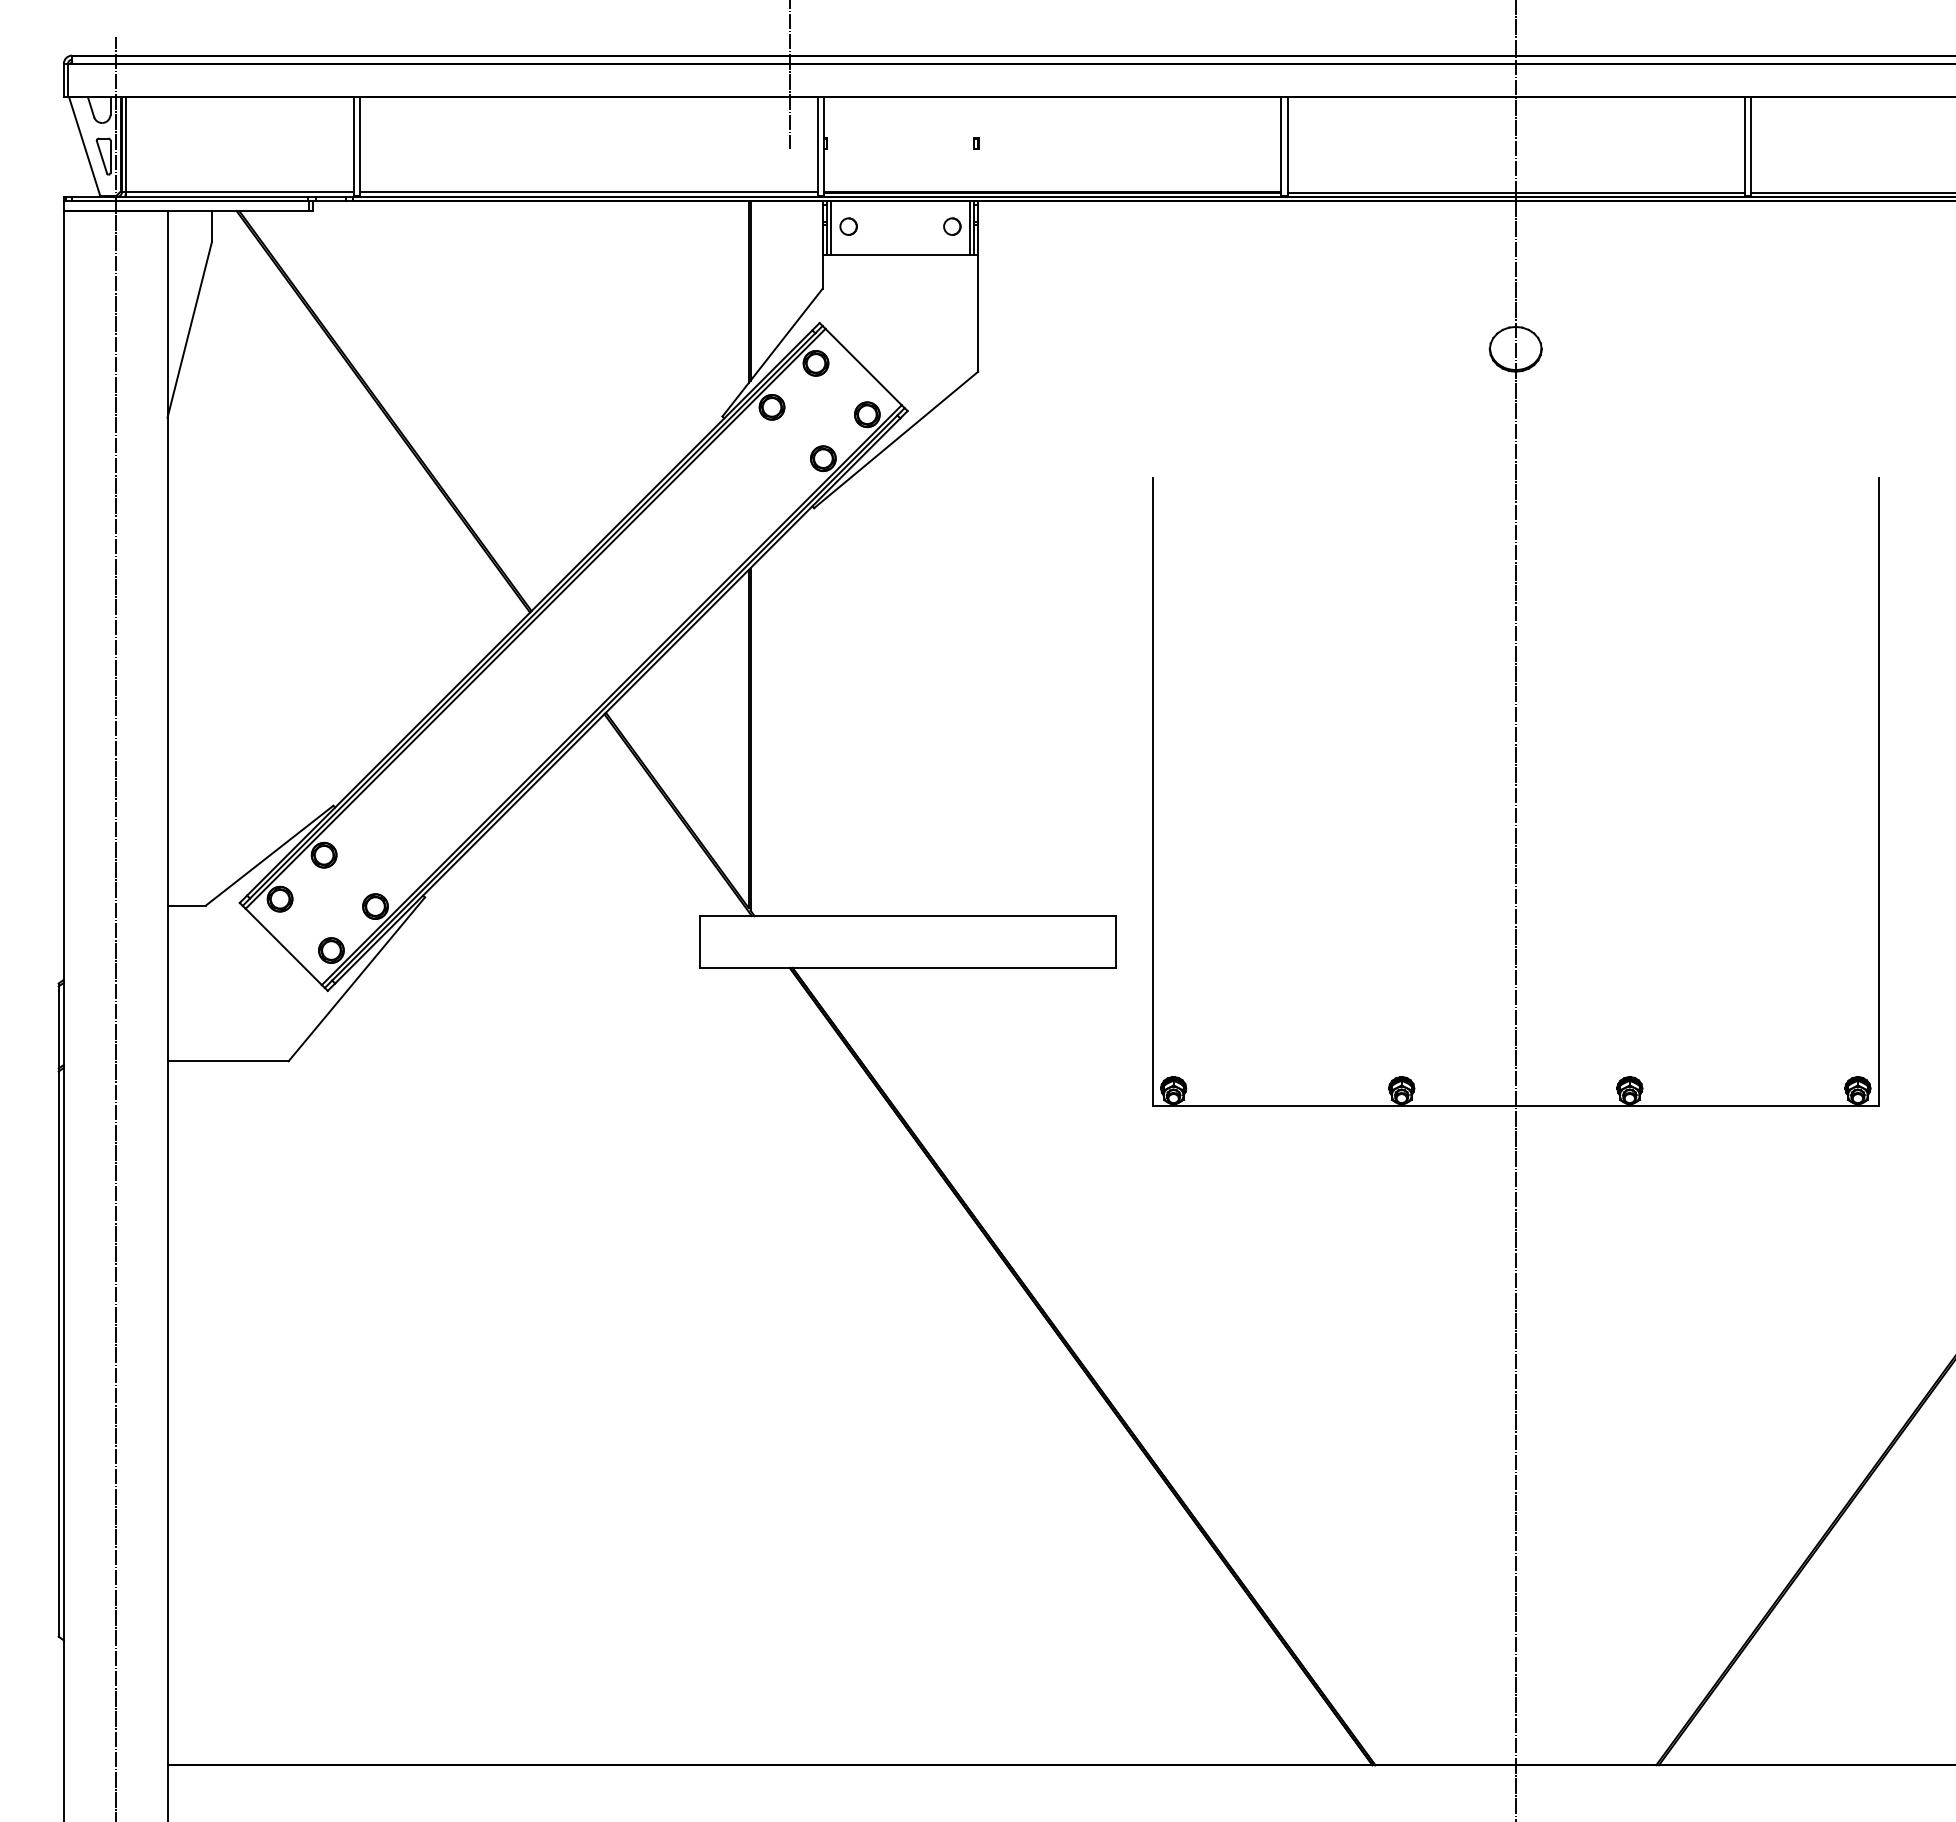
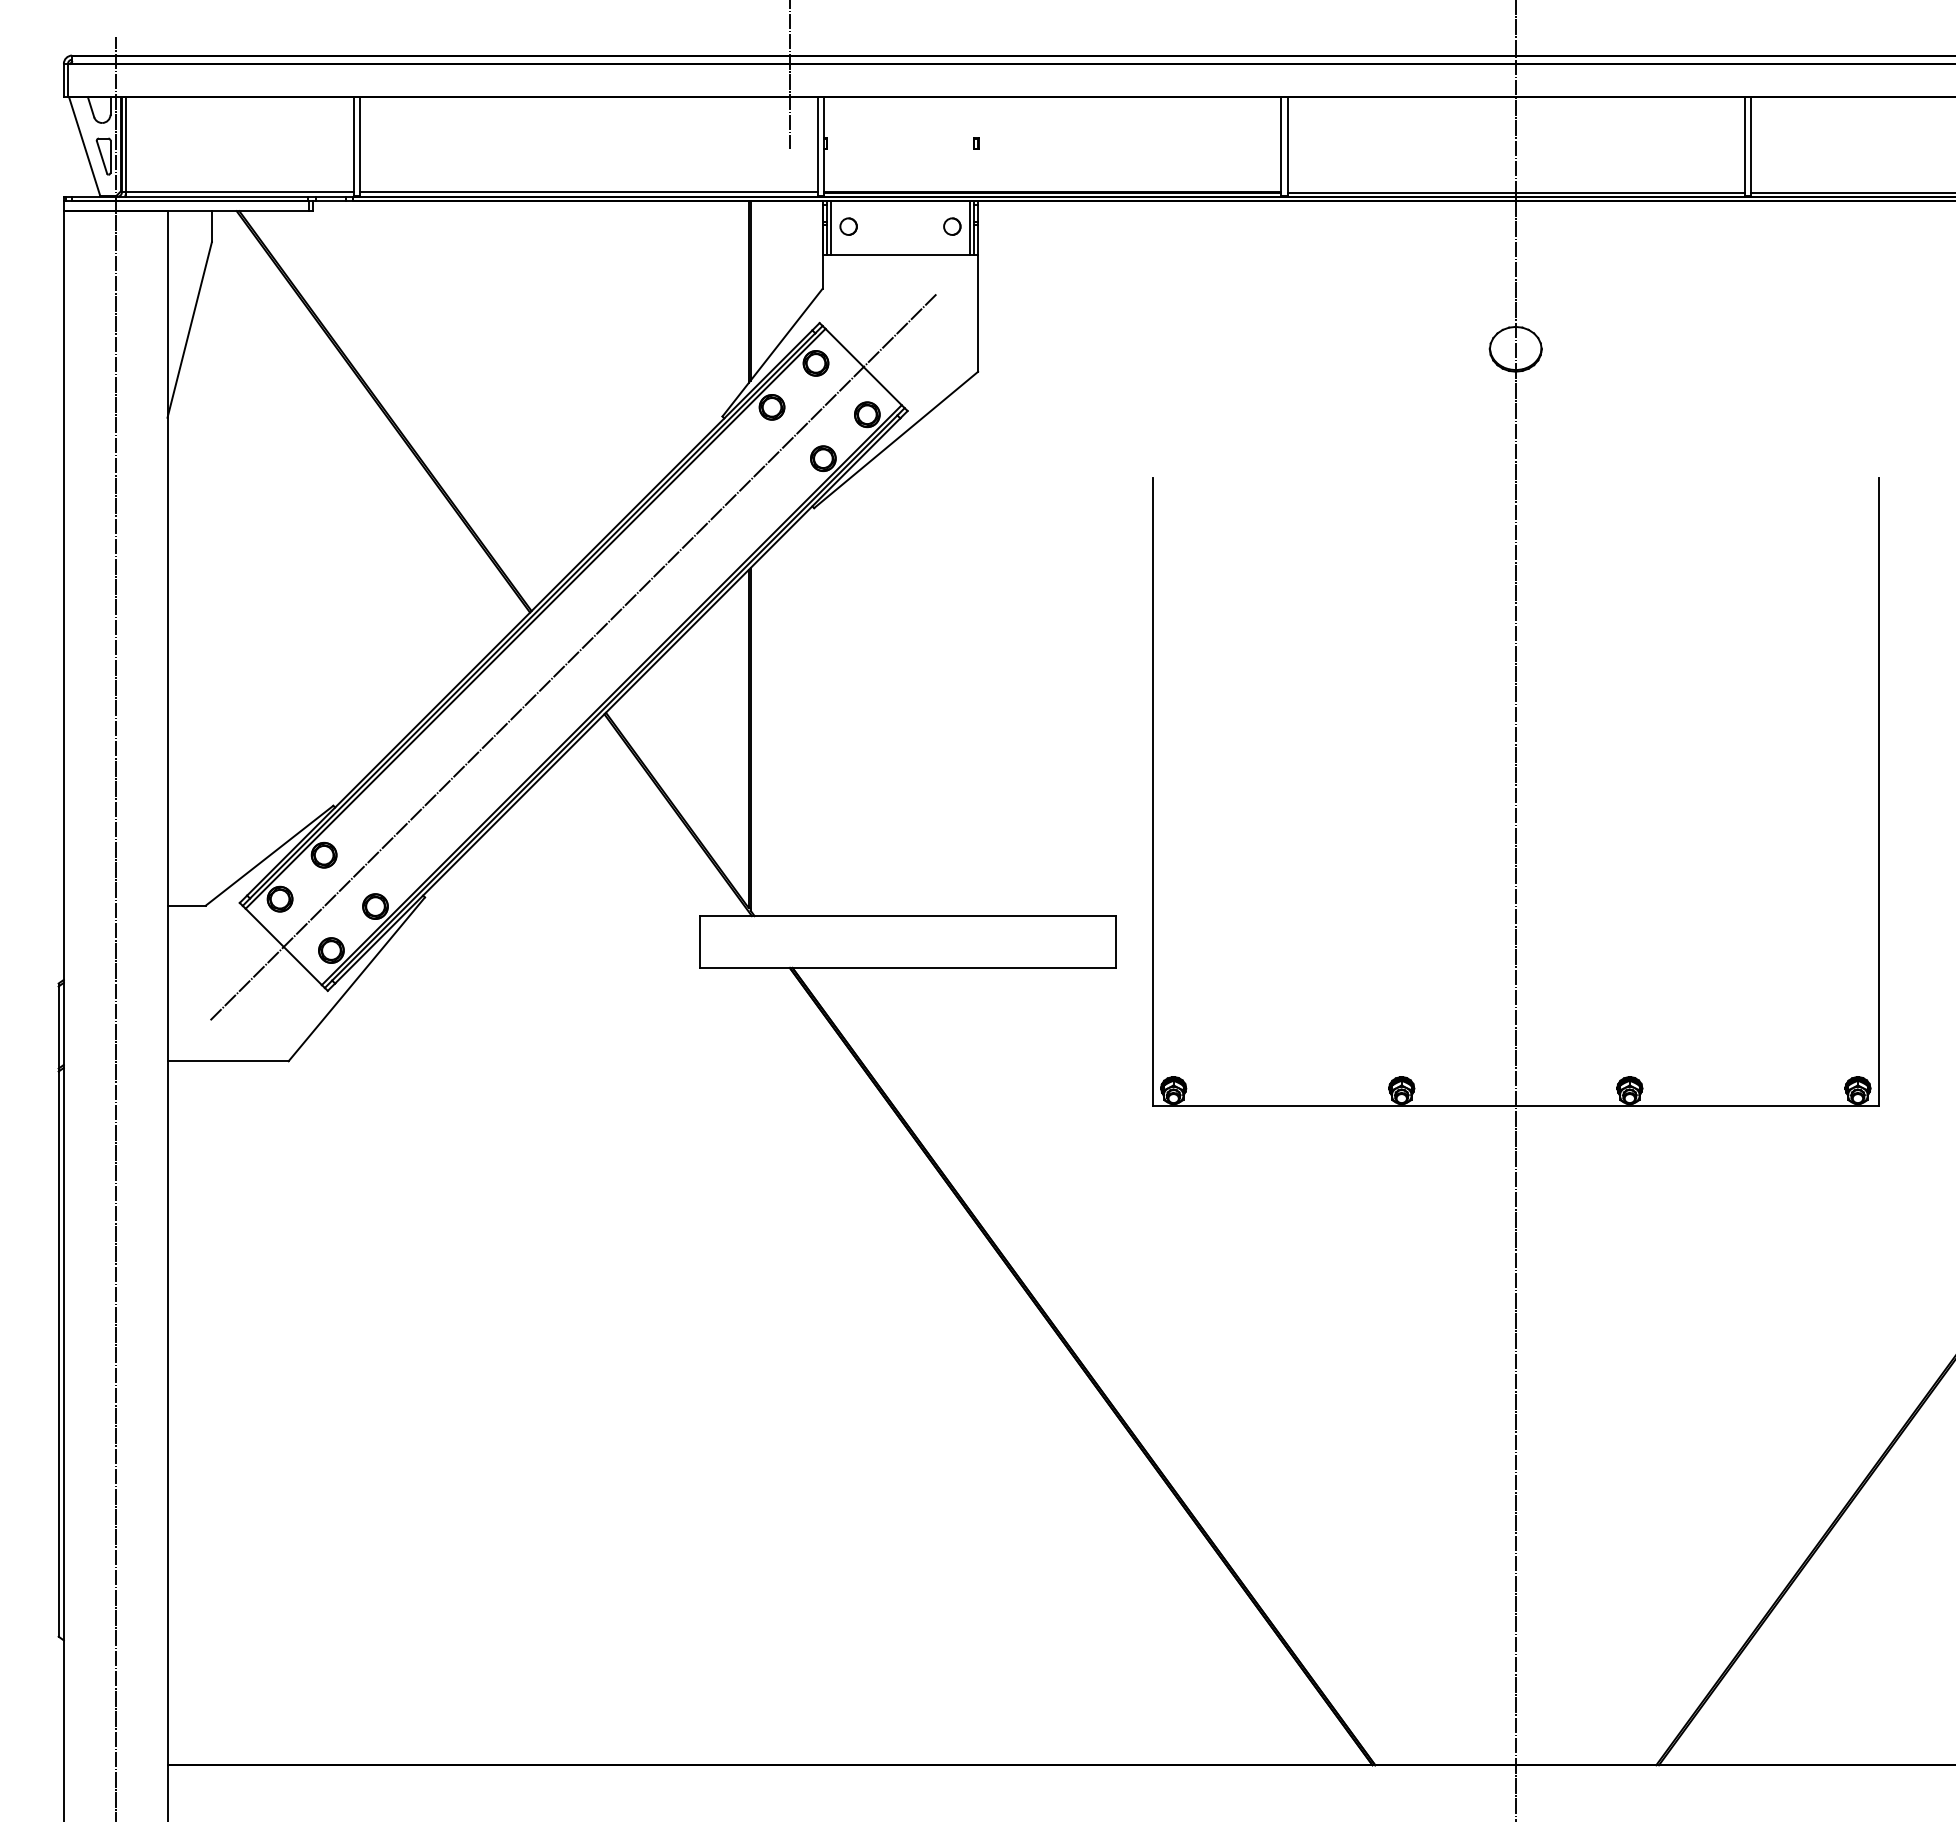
line: none -> present (573, 656)
